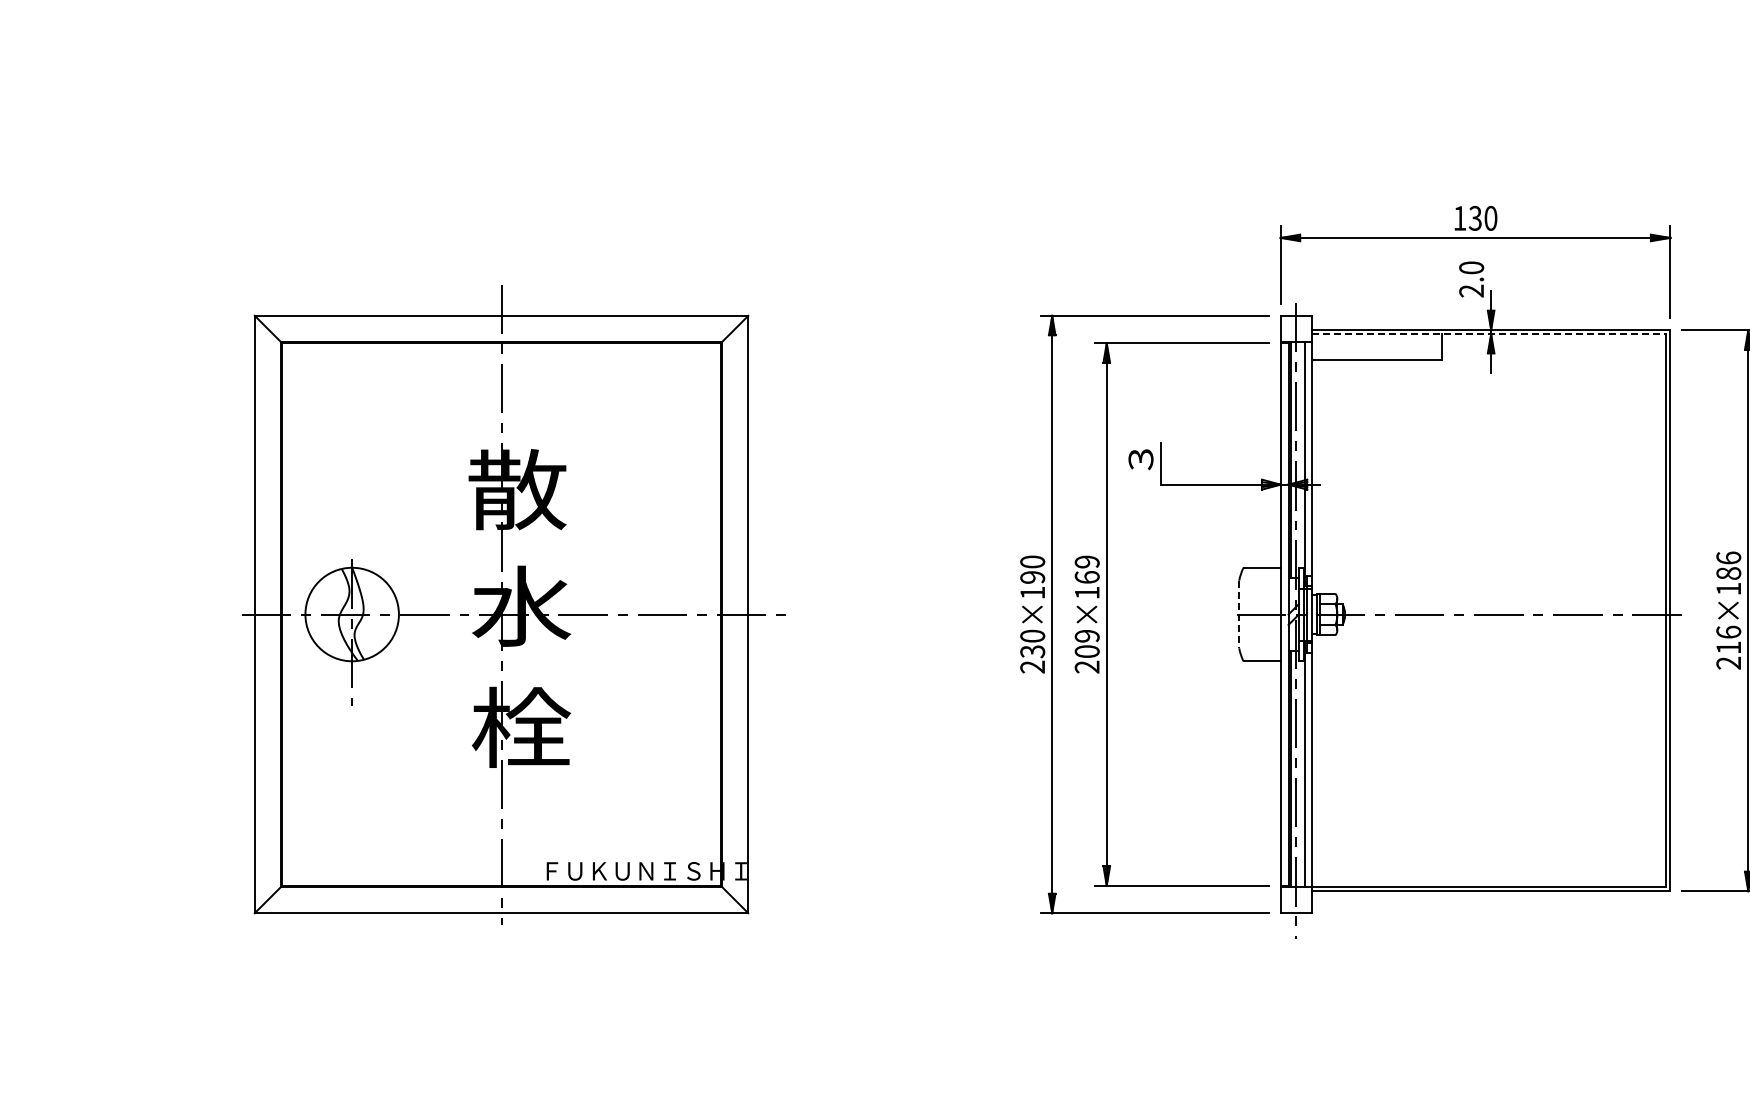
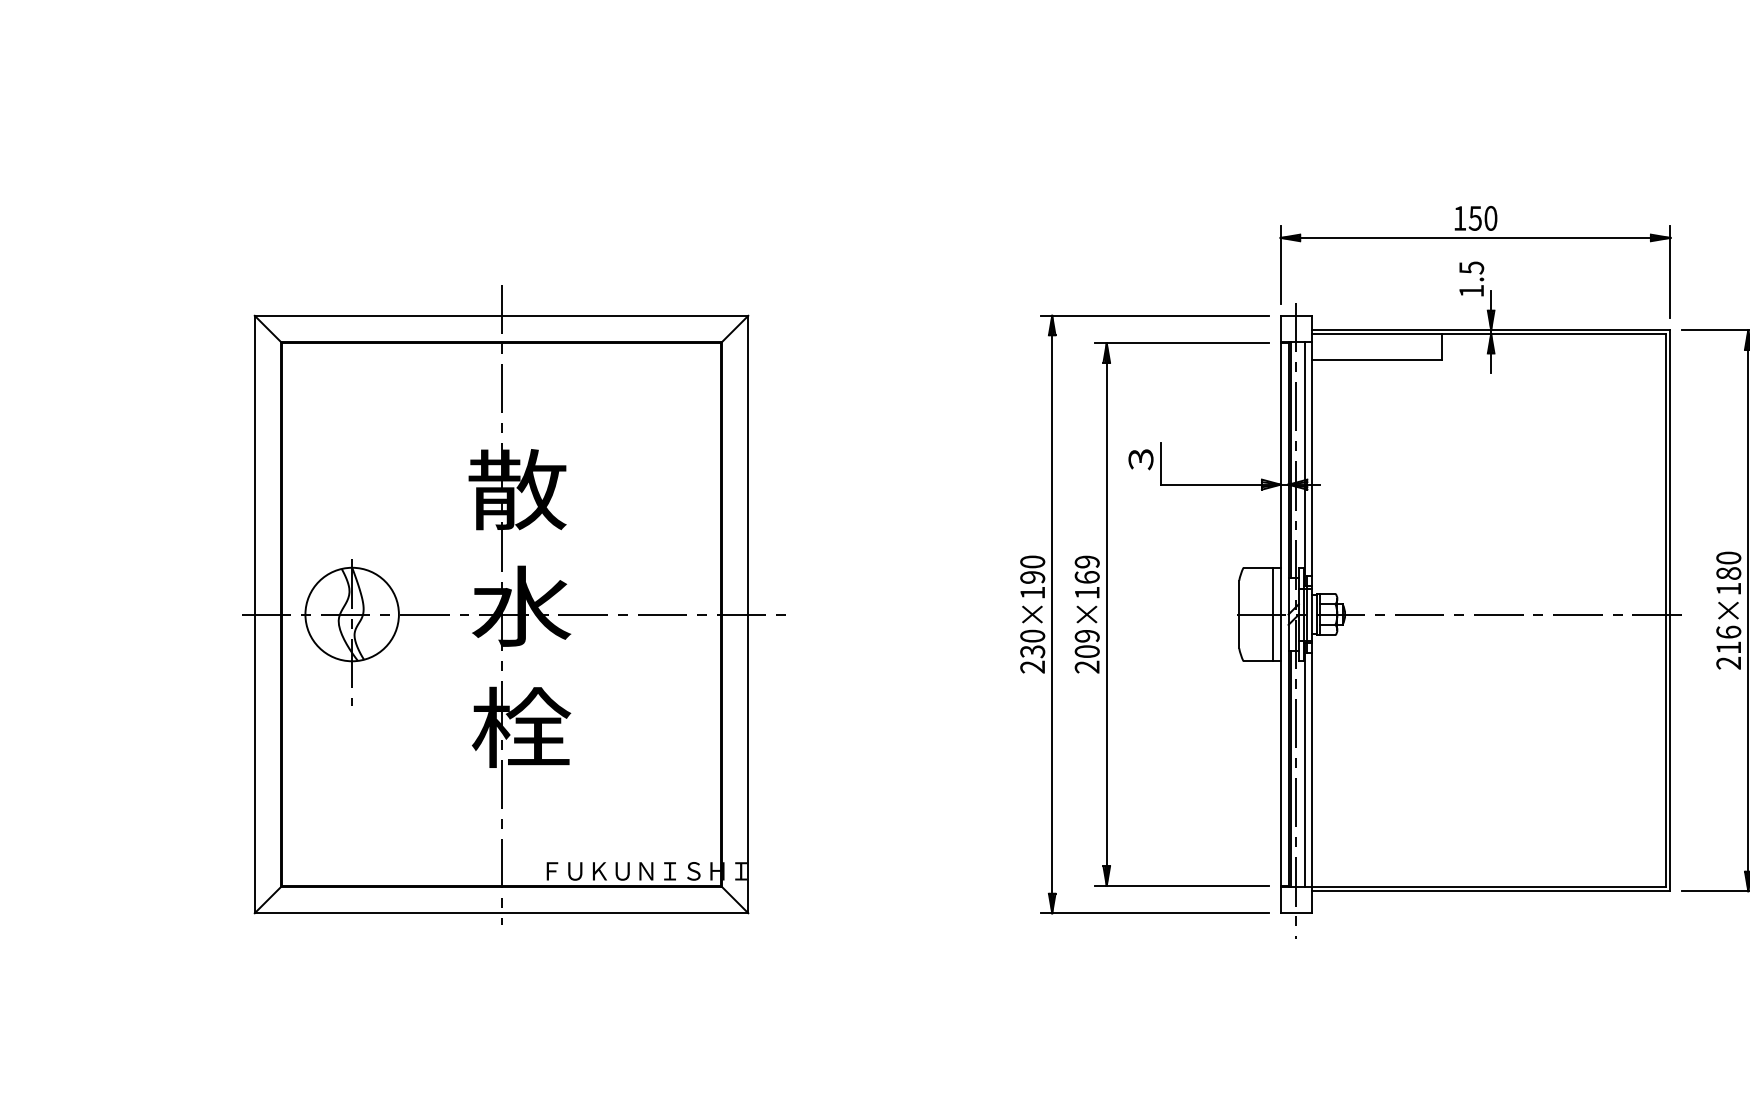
text: 130 -> 150 (1475, 217)
text: 2.0 -> 1.5 (1471, 279)
line: dashed -> solid (1489, 334)
text: 216×186 -> 216×180 (1728, 557)
line: dashed -> solid (1239, 614)
line: none -> present (1272, 614)
